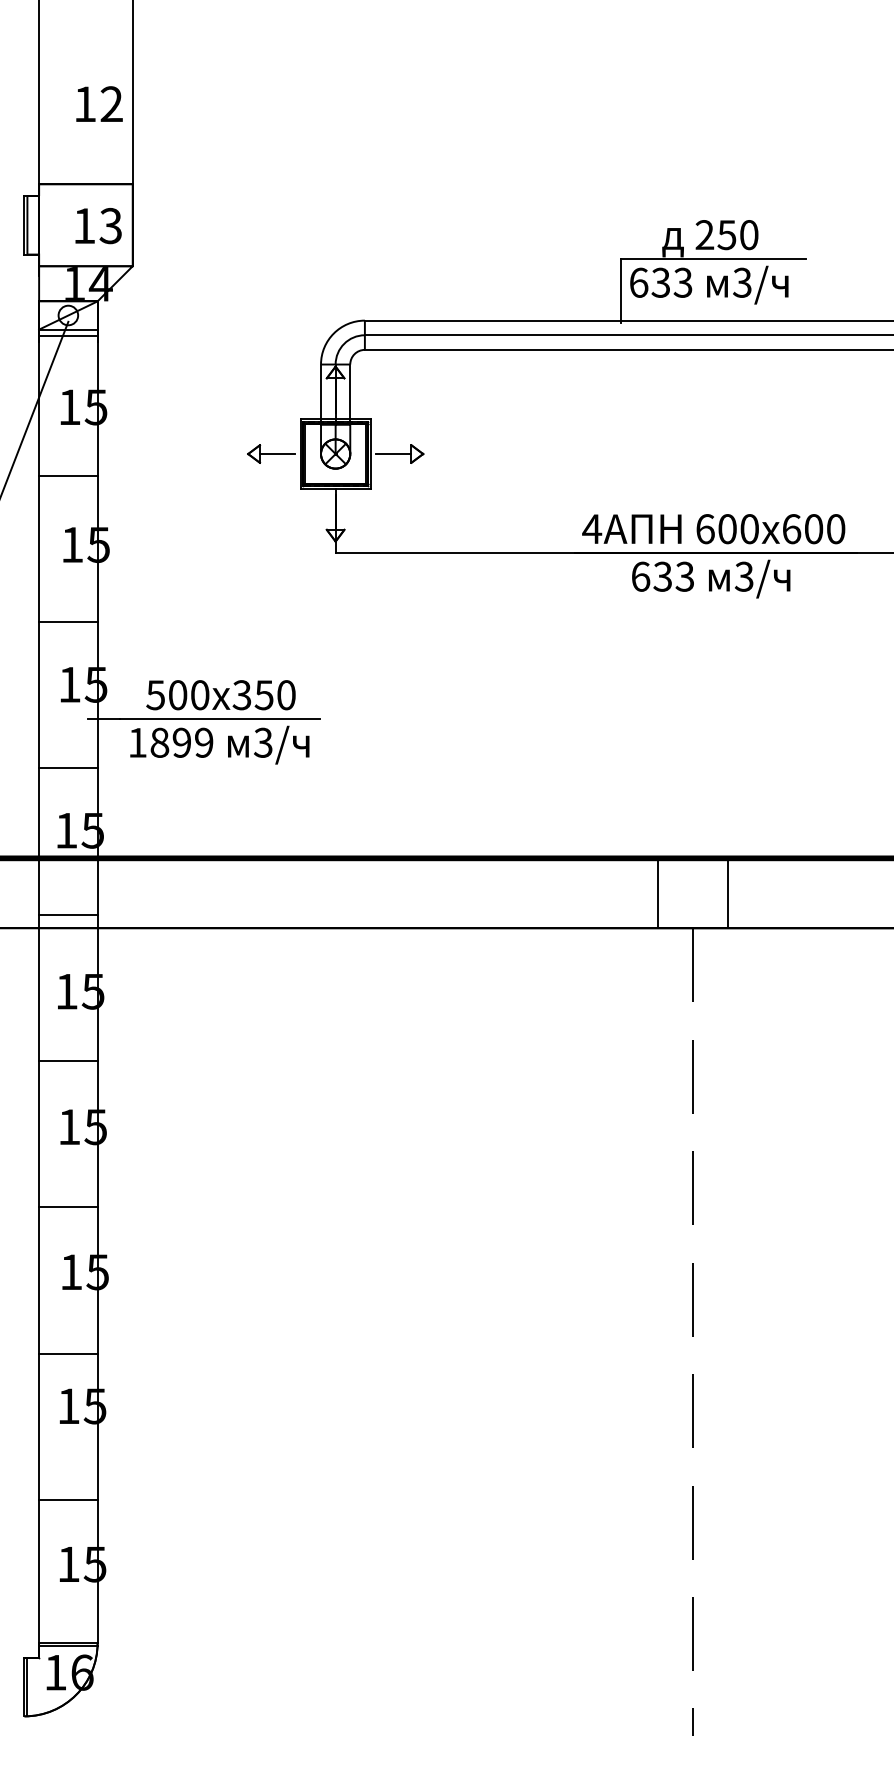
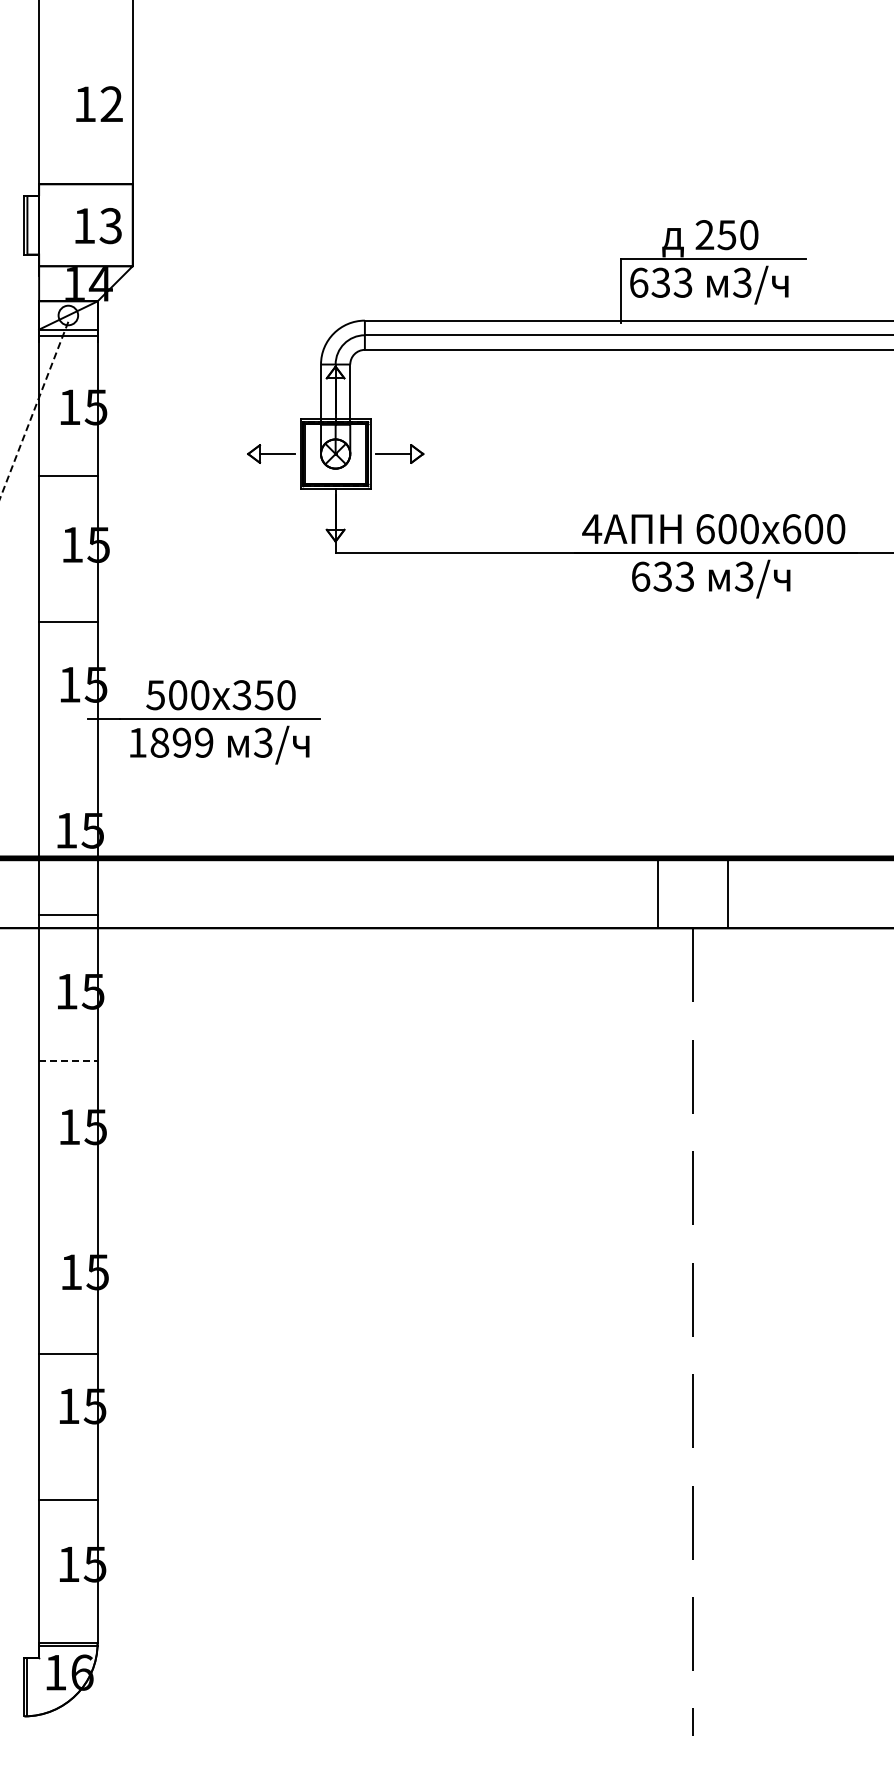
line: solid -> dashed (34, 410)
line: present -> none (68, 768)
line: solid -> dashed (68, 1061)
line: present -> none (68, 1207)
